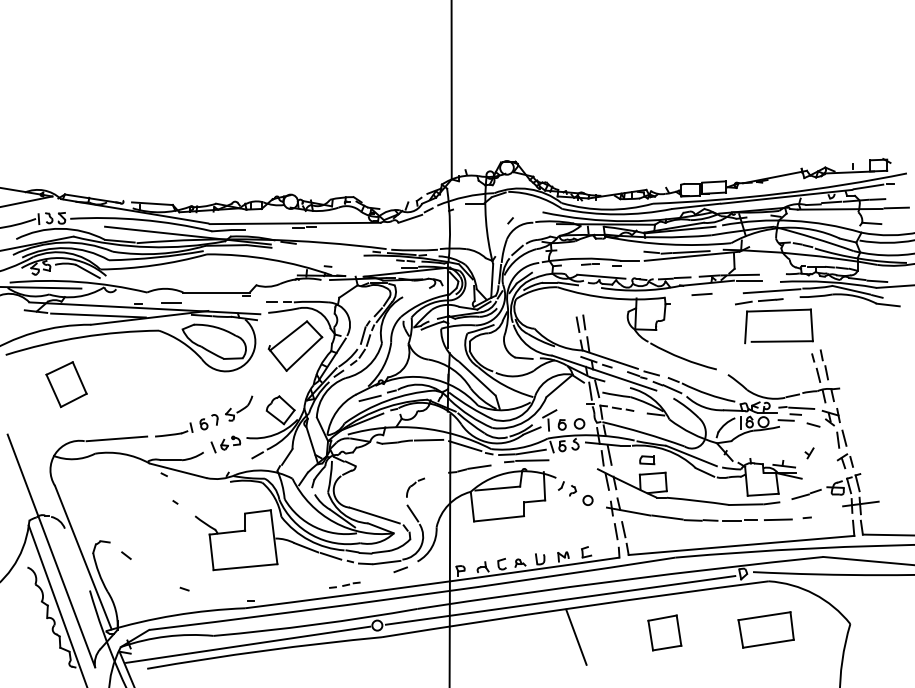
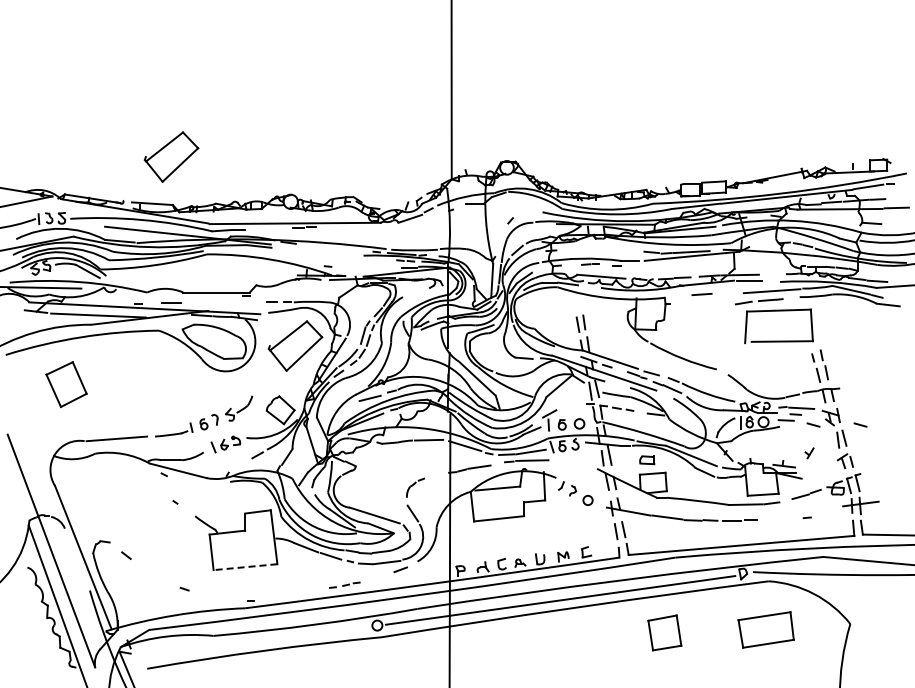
part: none -> present (171, 156)
line: none -> present (860, 424)
line: present -> none (777, 519)
line: solid -> dashed (245, 567)
line: present -> none (576, 636)
line: present -> none (248, 644)
